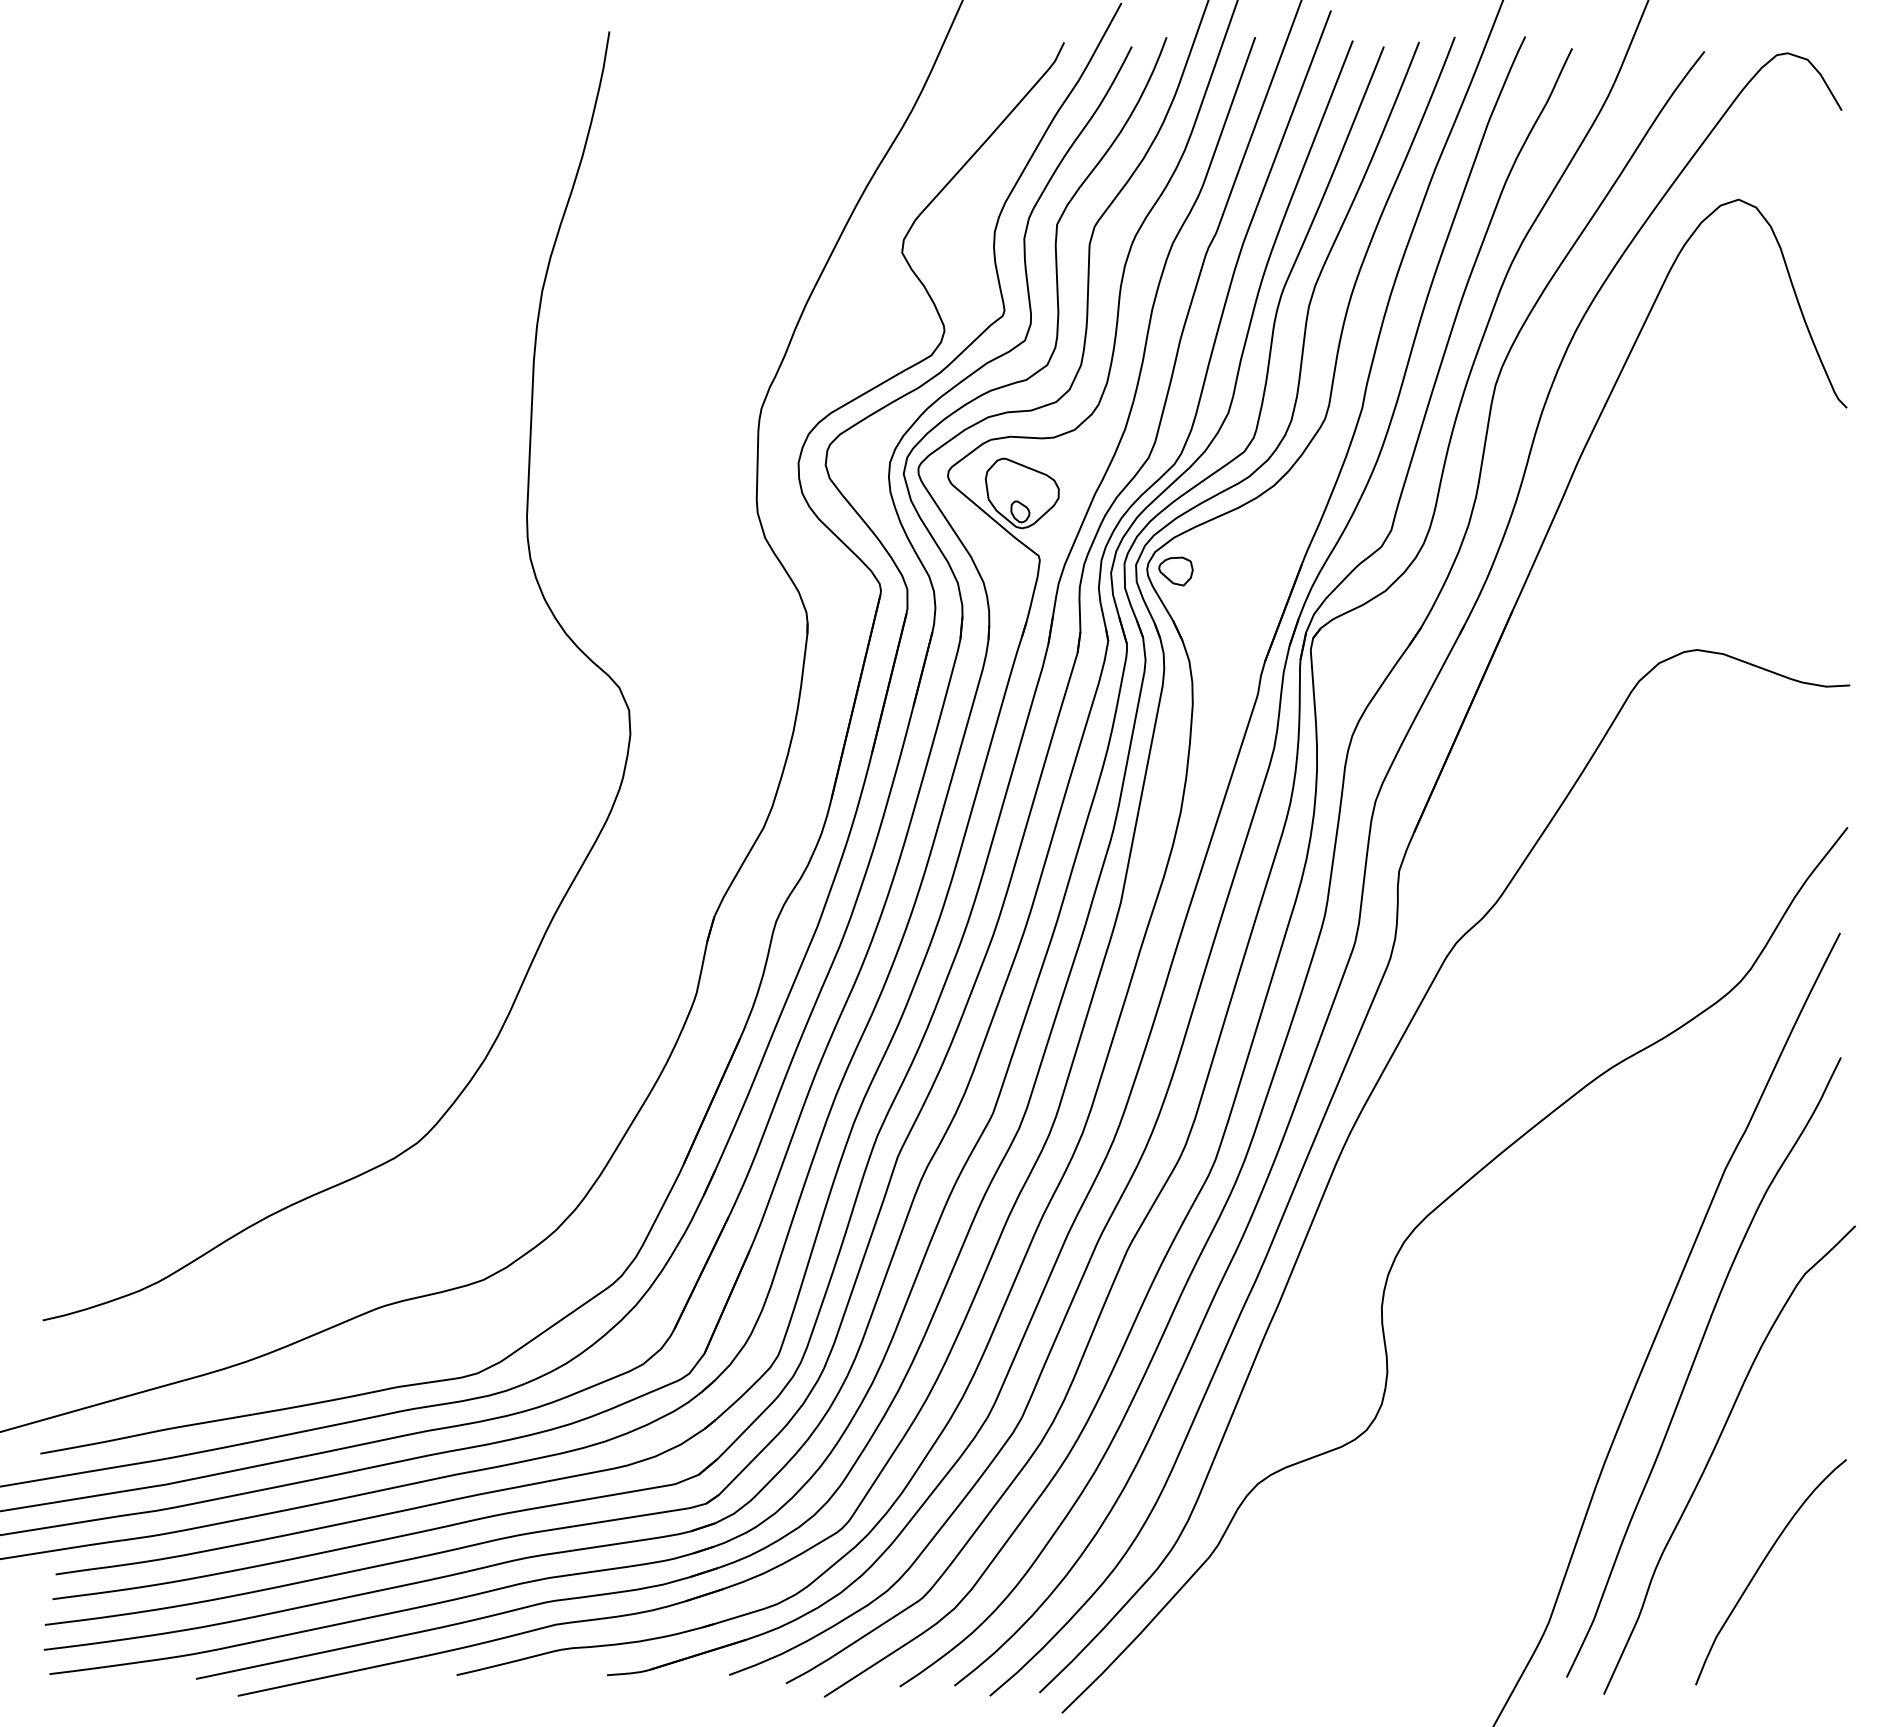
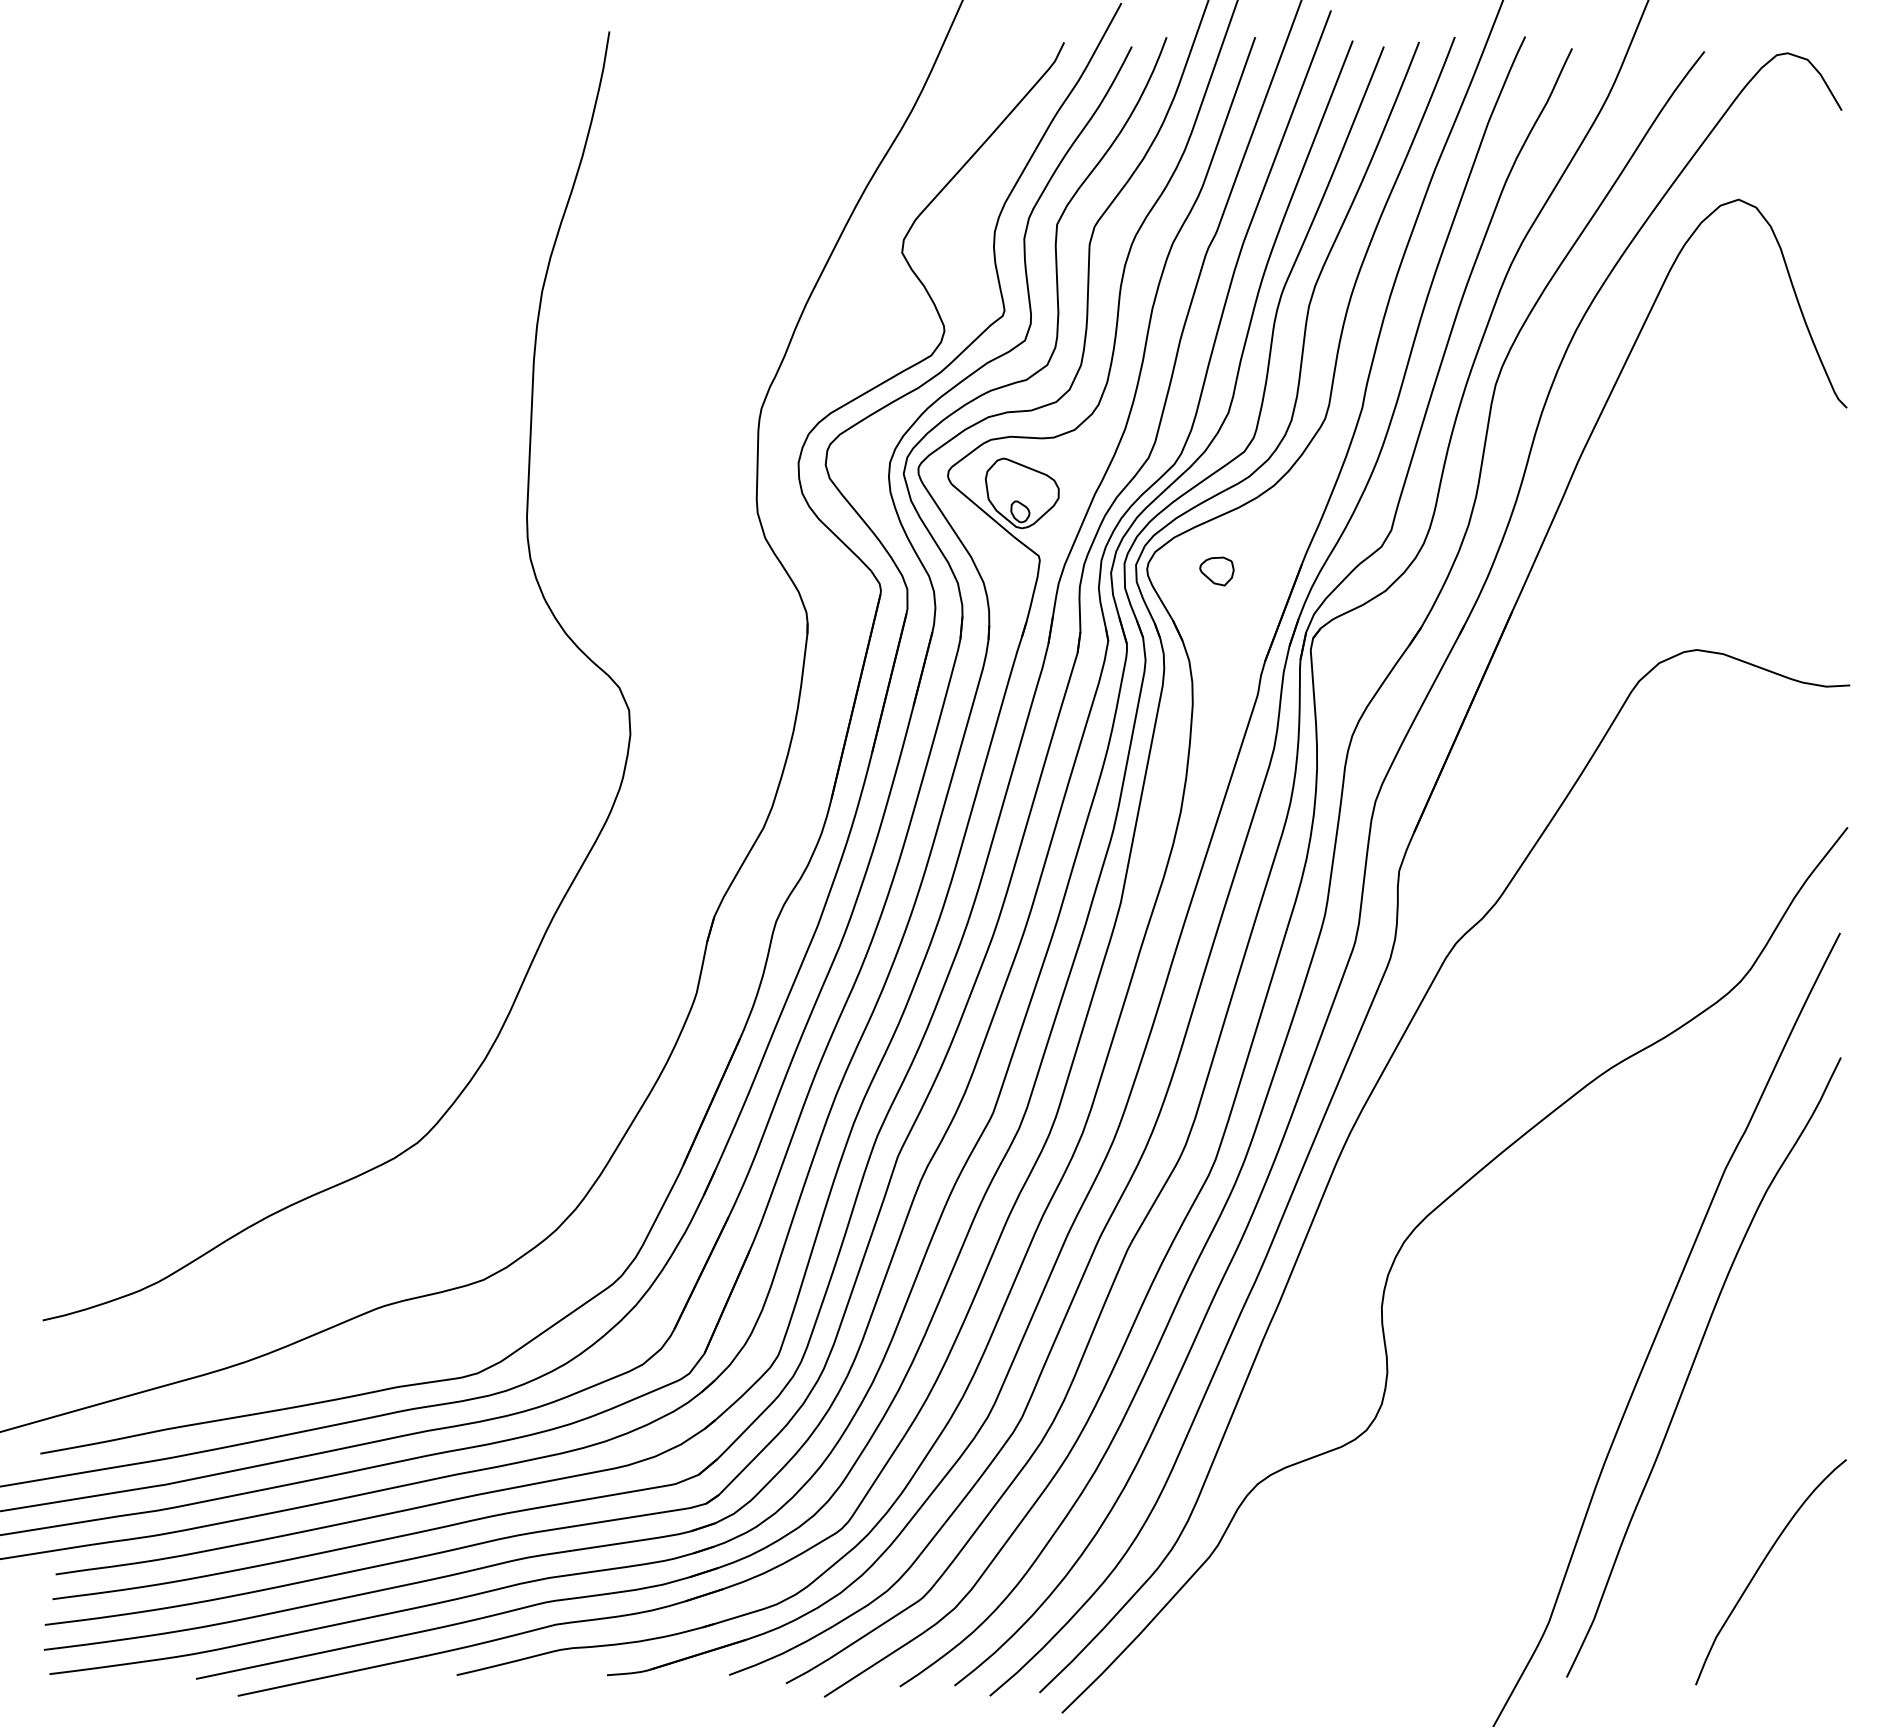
part position: (1175, 571) -> (1216, 571) (1216, 571)
curve: present -> none (1714, 1451)
